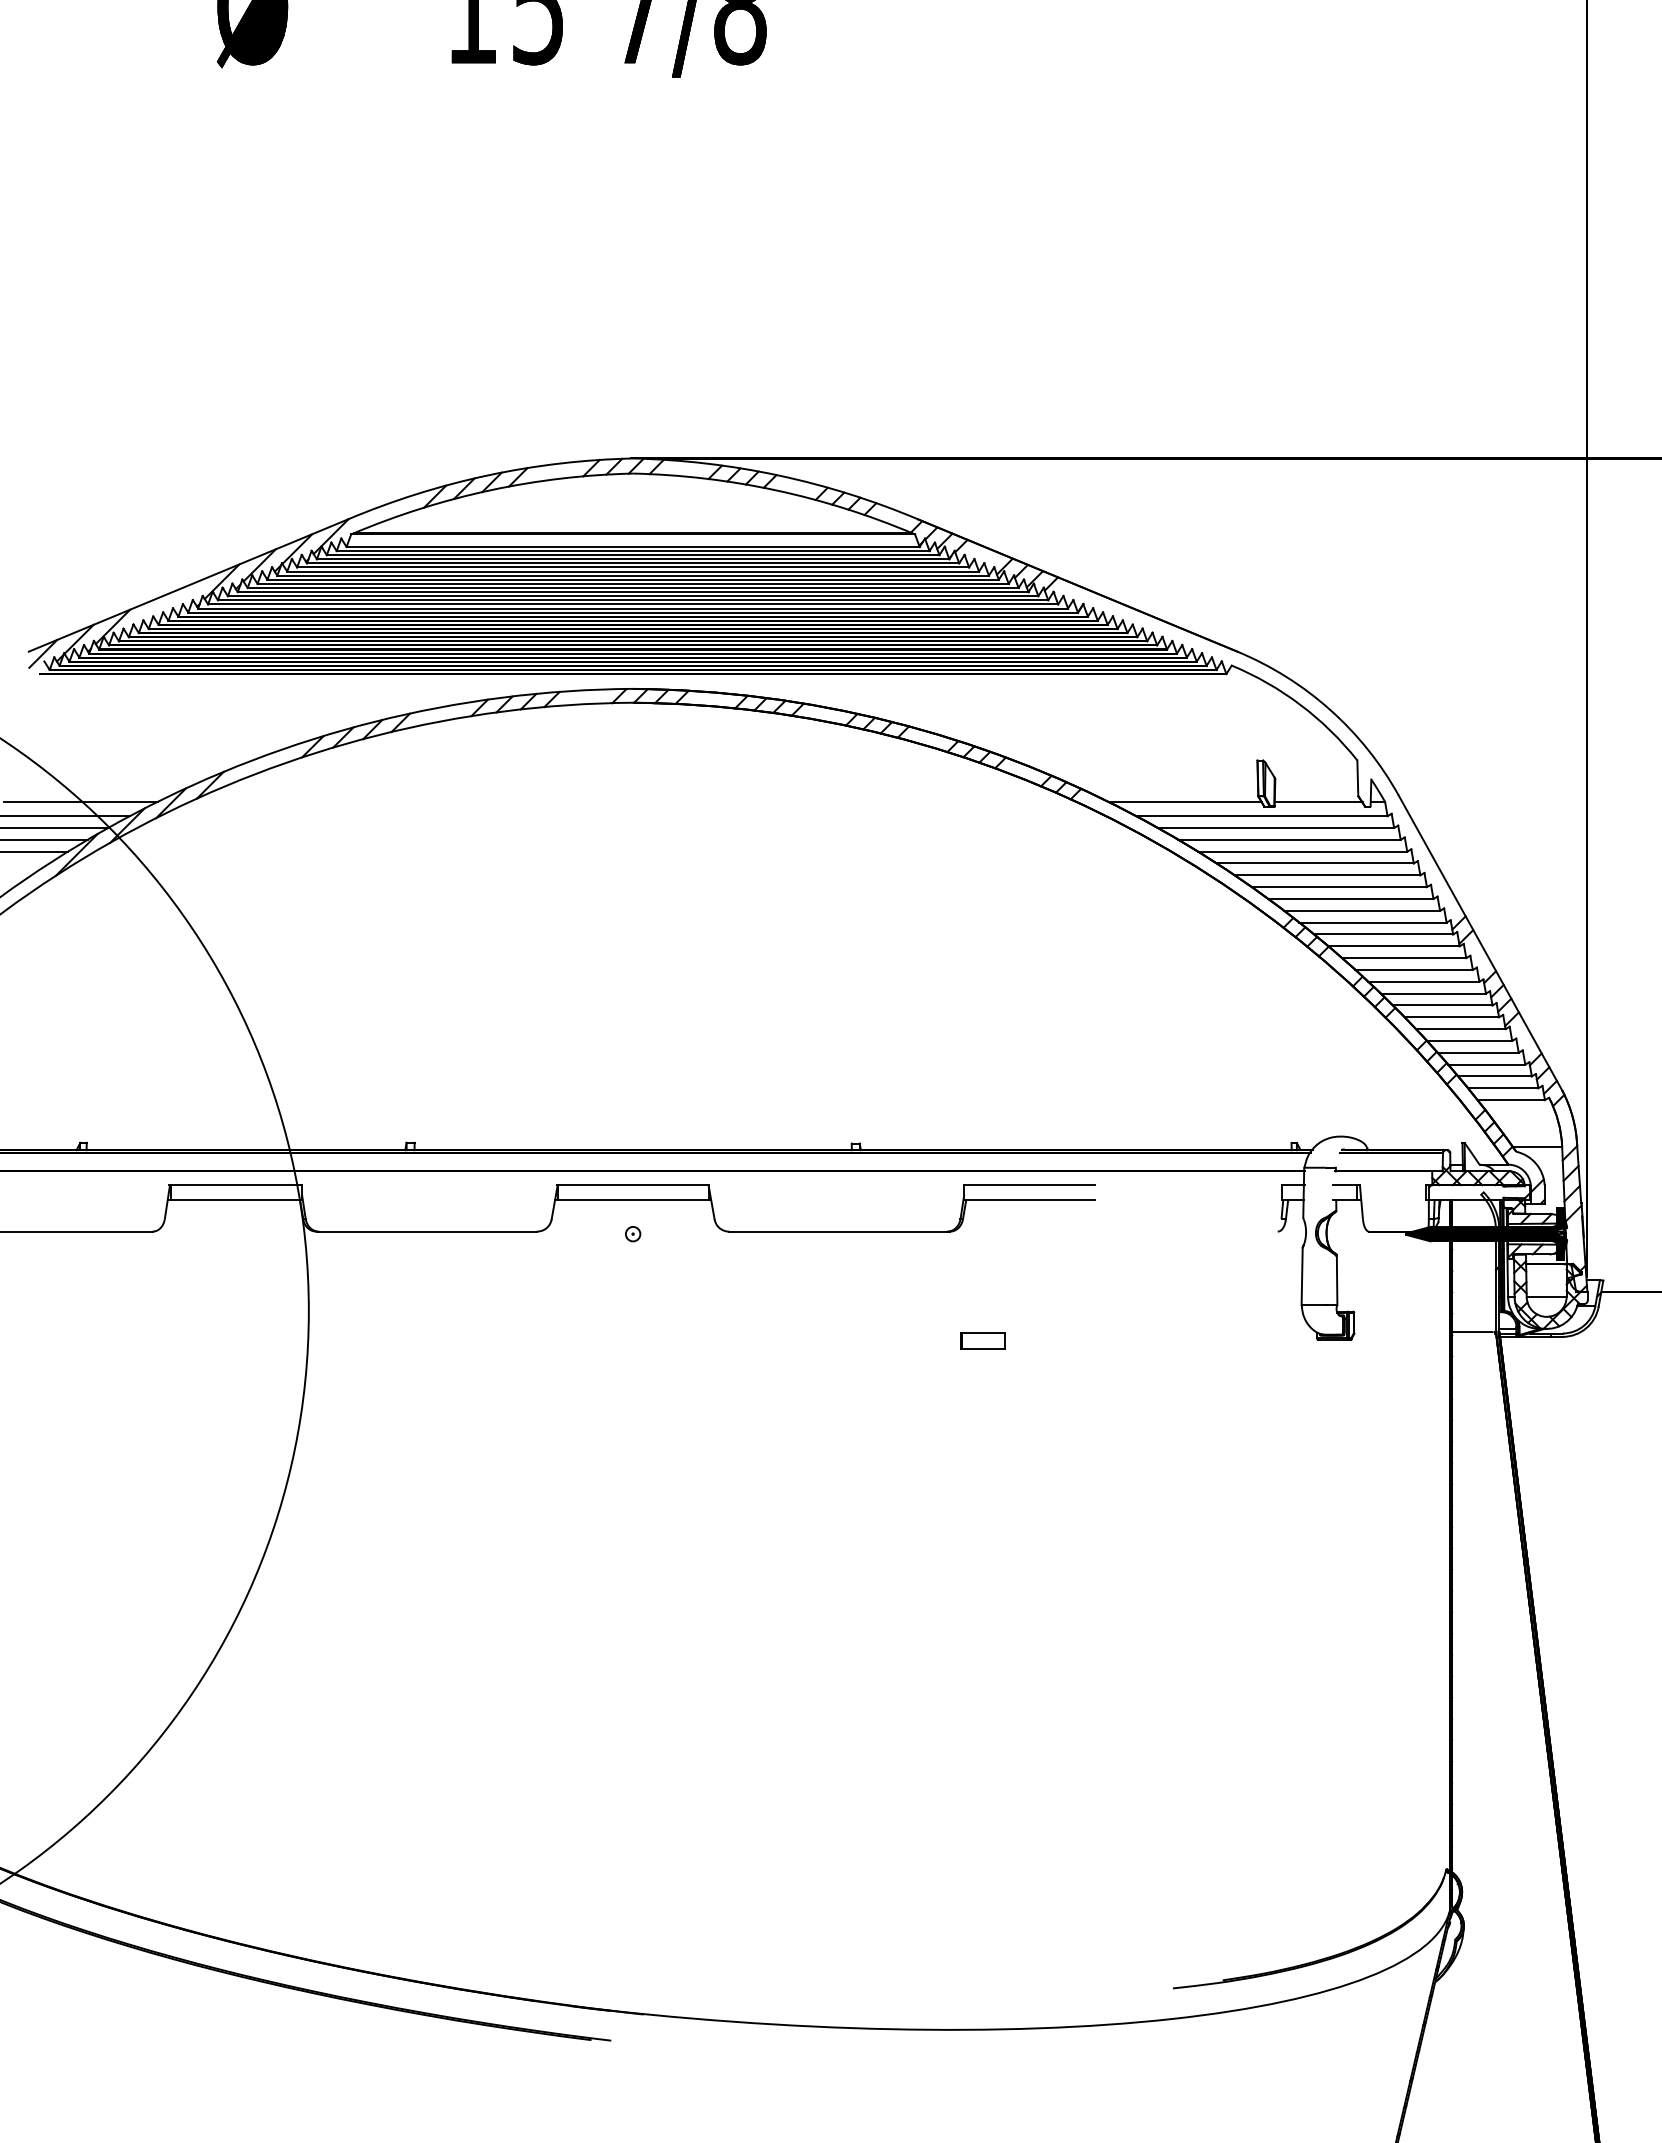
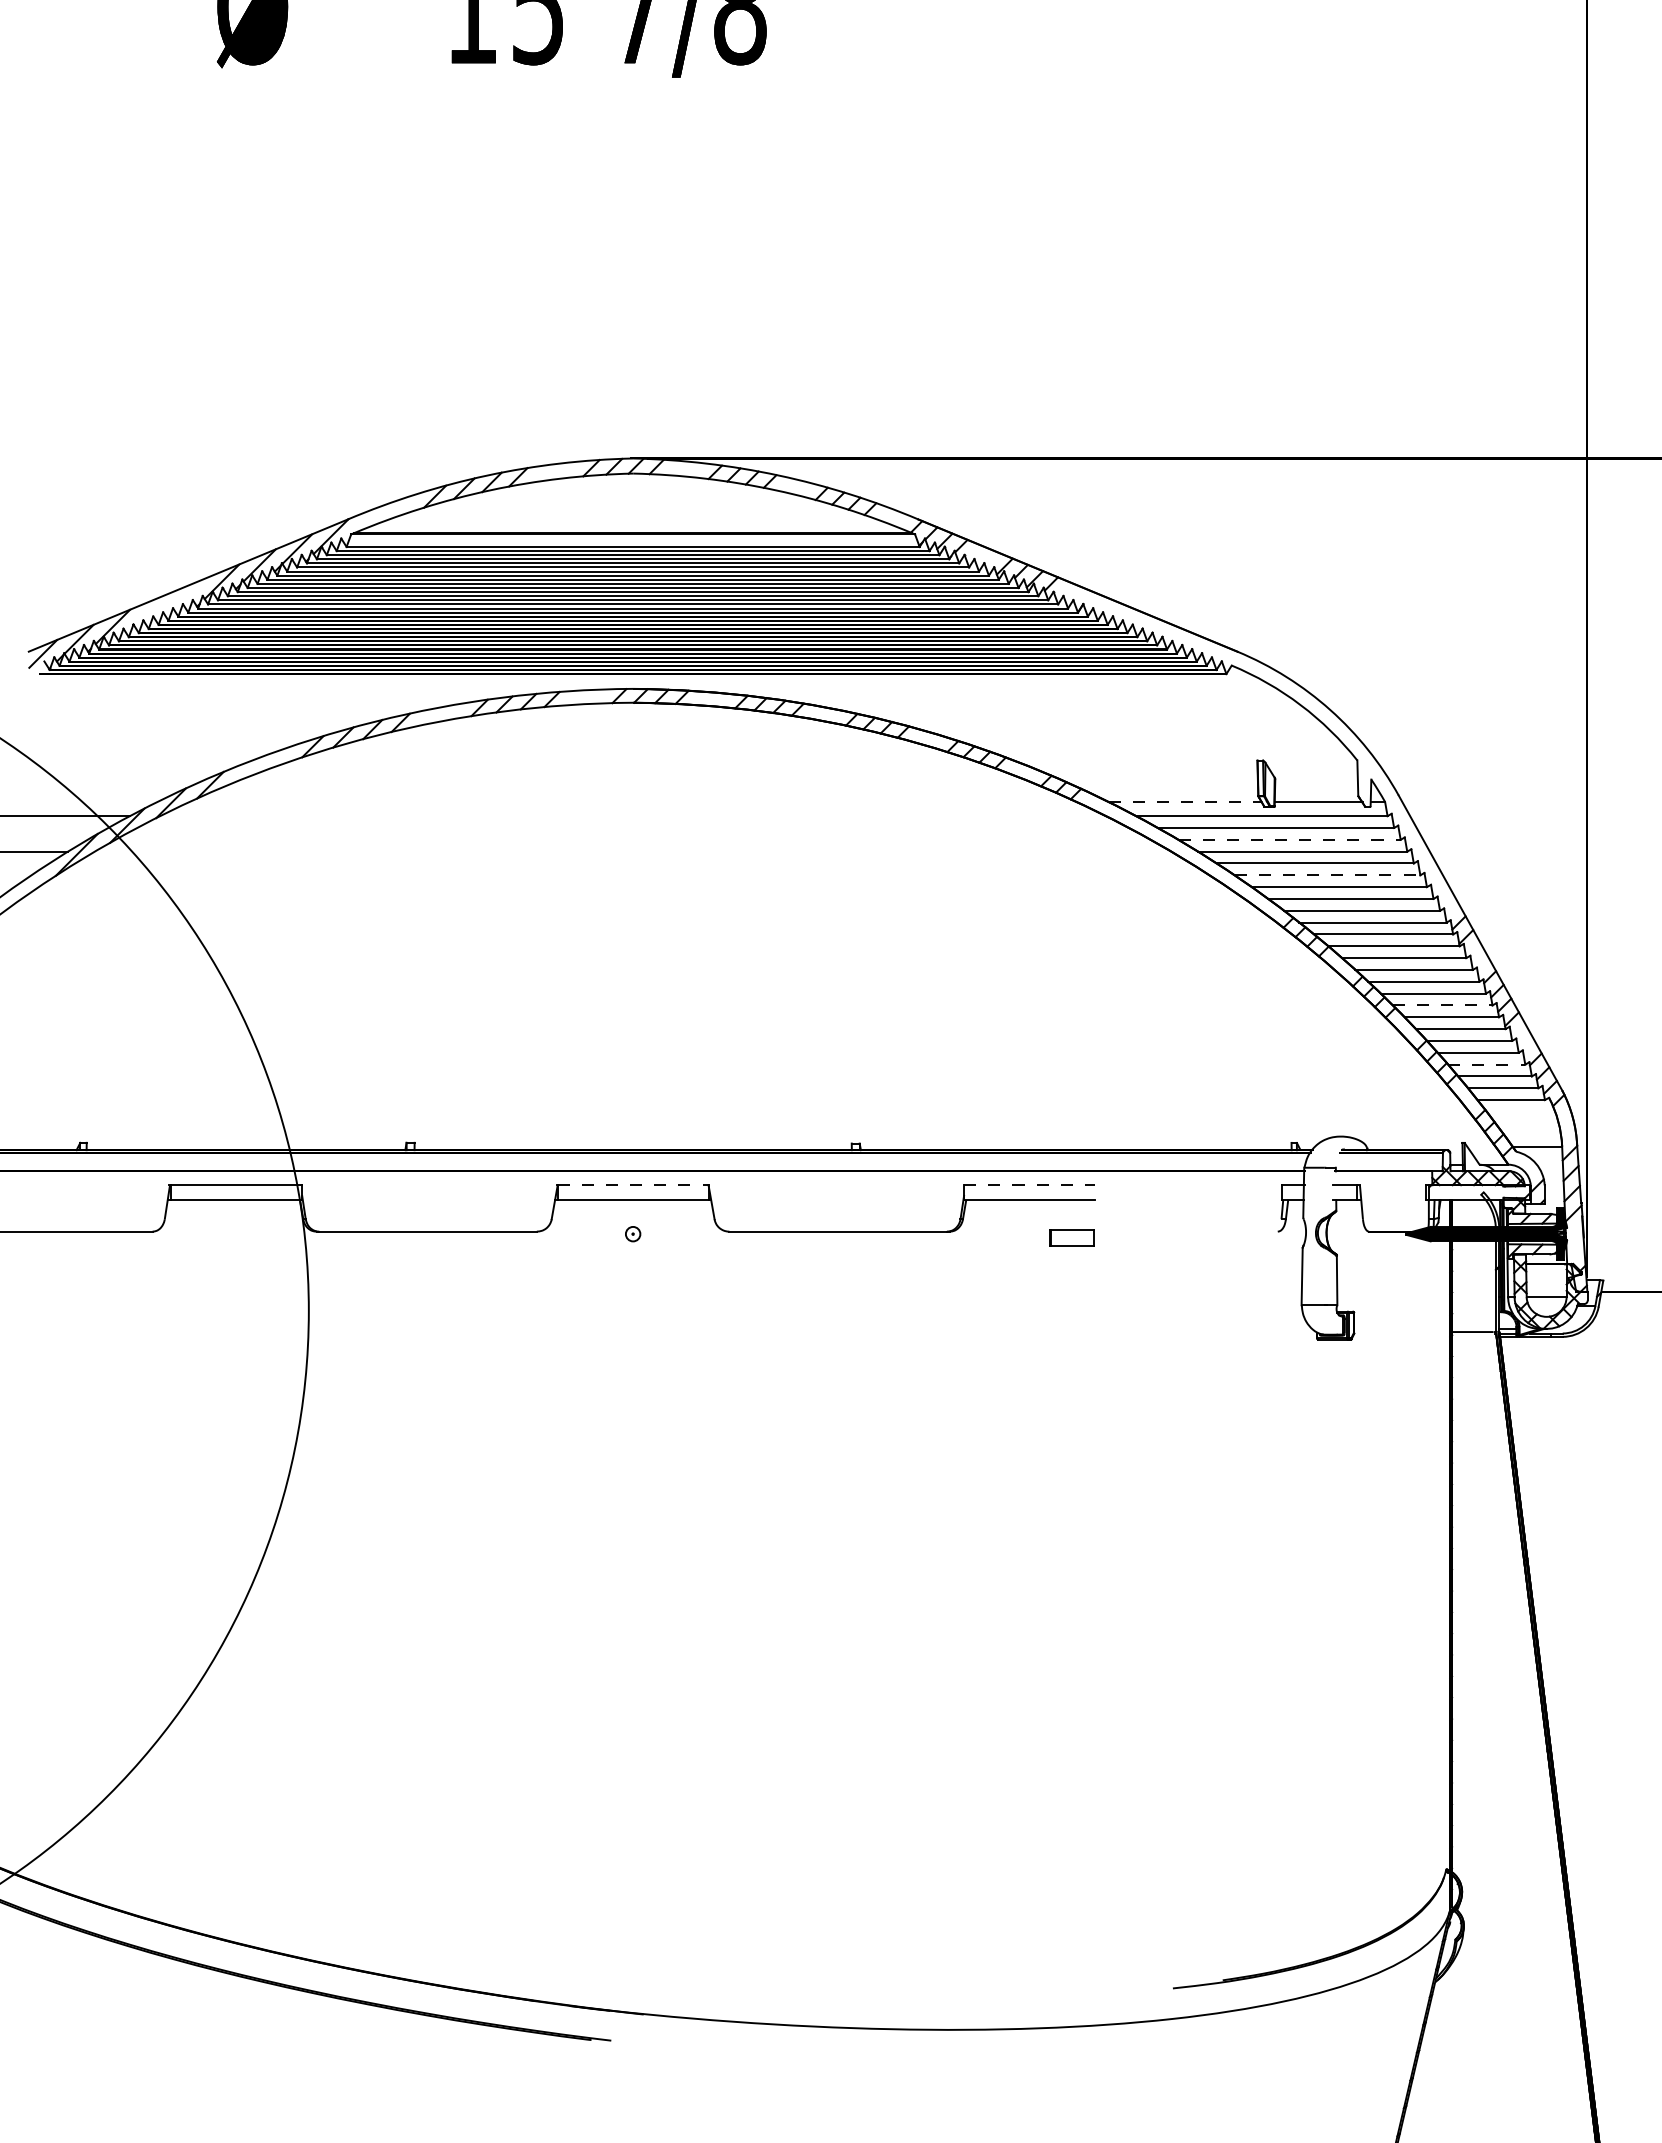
line: present -> none (80, 802)
line: solid -> dashed (1185, 802)
line: present -> none (55, 827)
line: present -> none (44, 839)
line: solid -> dashed (1290, 839)
line: solid -> dashed (1327, 875)
line: solid -> dashed (1442, 1005)
line: solid -> dashed (1486, 1064)
line: solid -> dashed (633, 1185)
line: solid -> dashed (1030, 1185)
part position: (982, 1340) -> (1071, 1237) (1071, 1237)
